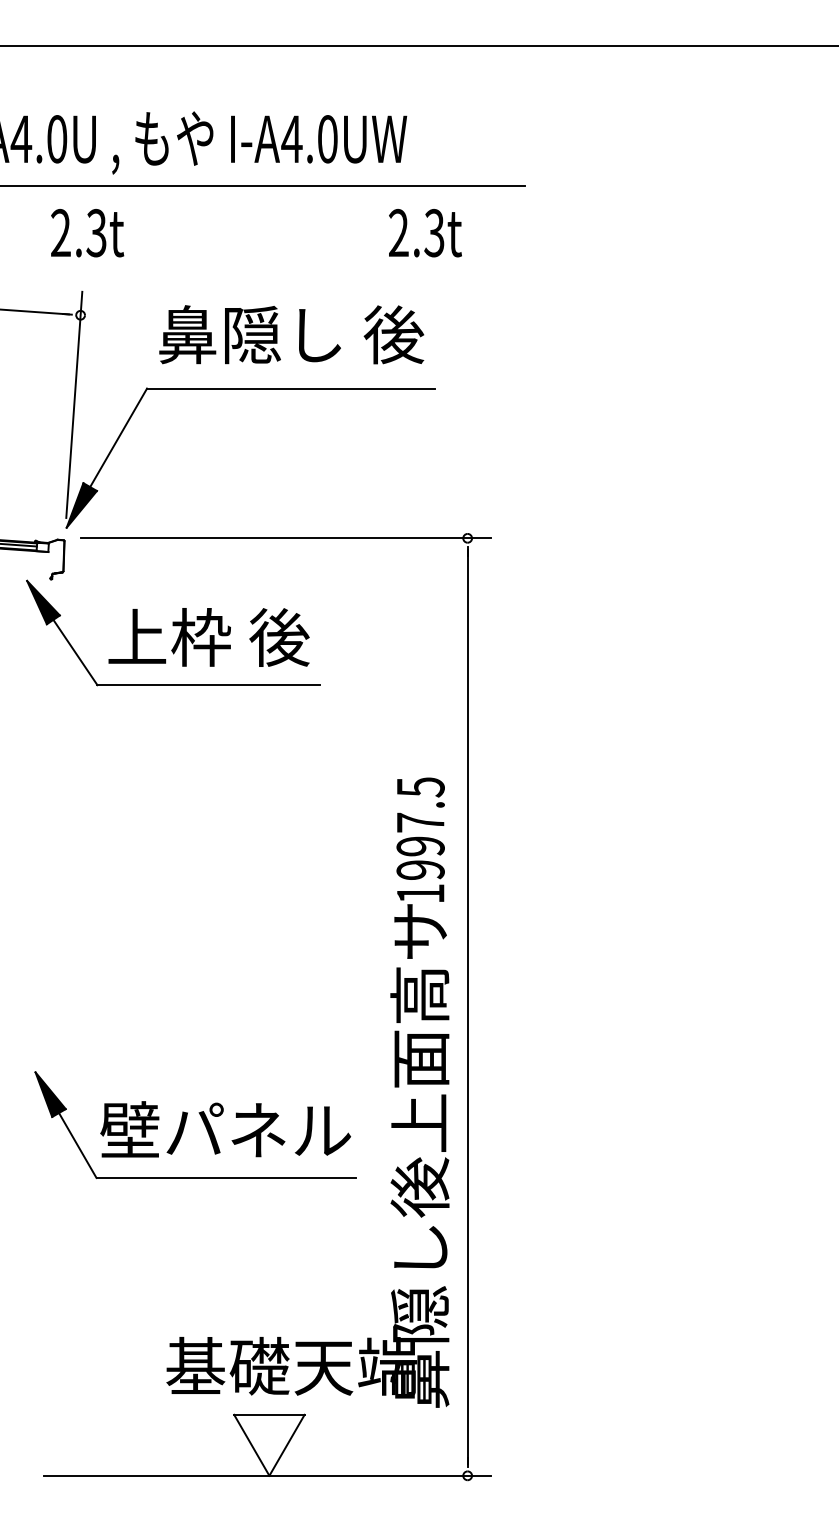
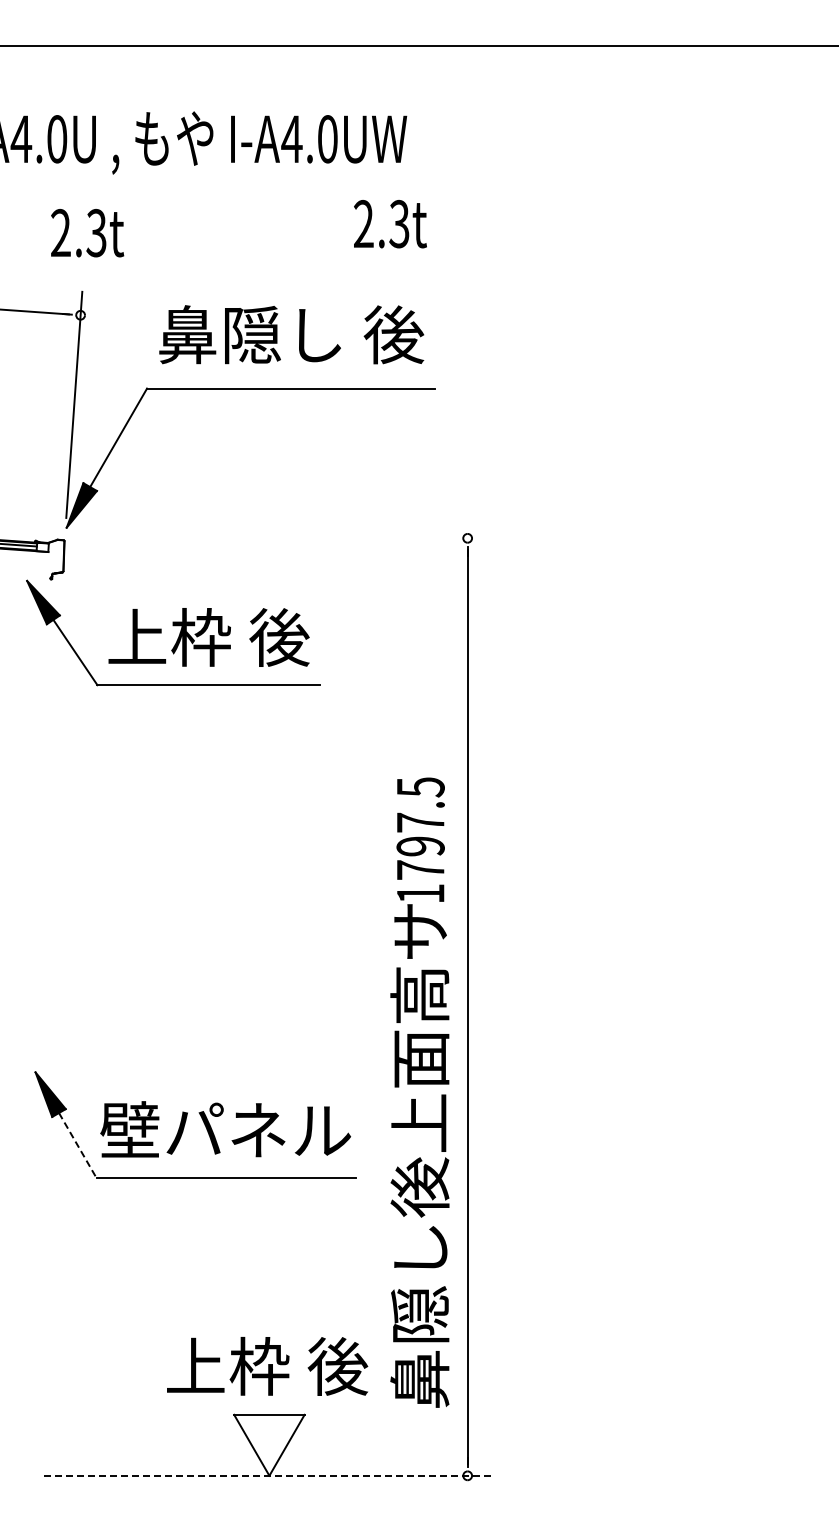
line: present -> none (263, 186)
text position: (425, 233) -> (390, 224) (390, 224)
line: present -> none (286, 538)
text: 1997.5 -> 1797.5 (420, 869)
line: solid -> dashed (77, 1145)
text: 基礎天端 -> 上枠 後 (291, 1365)
line: solid -> dashed (267, 1475)
